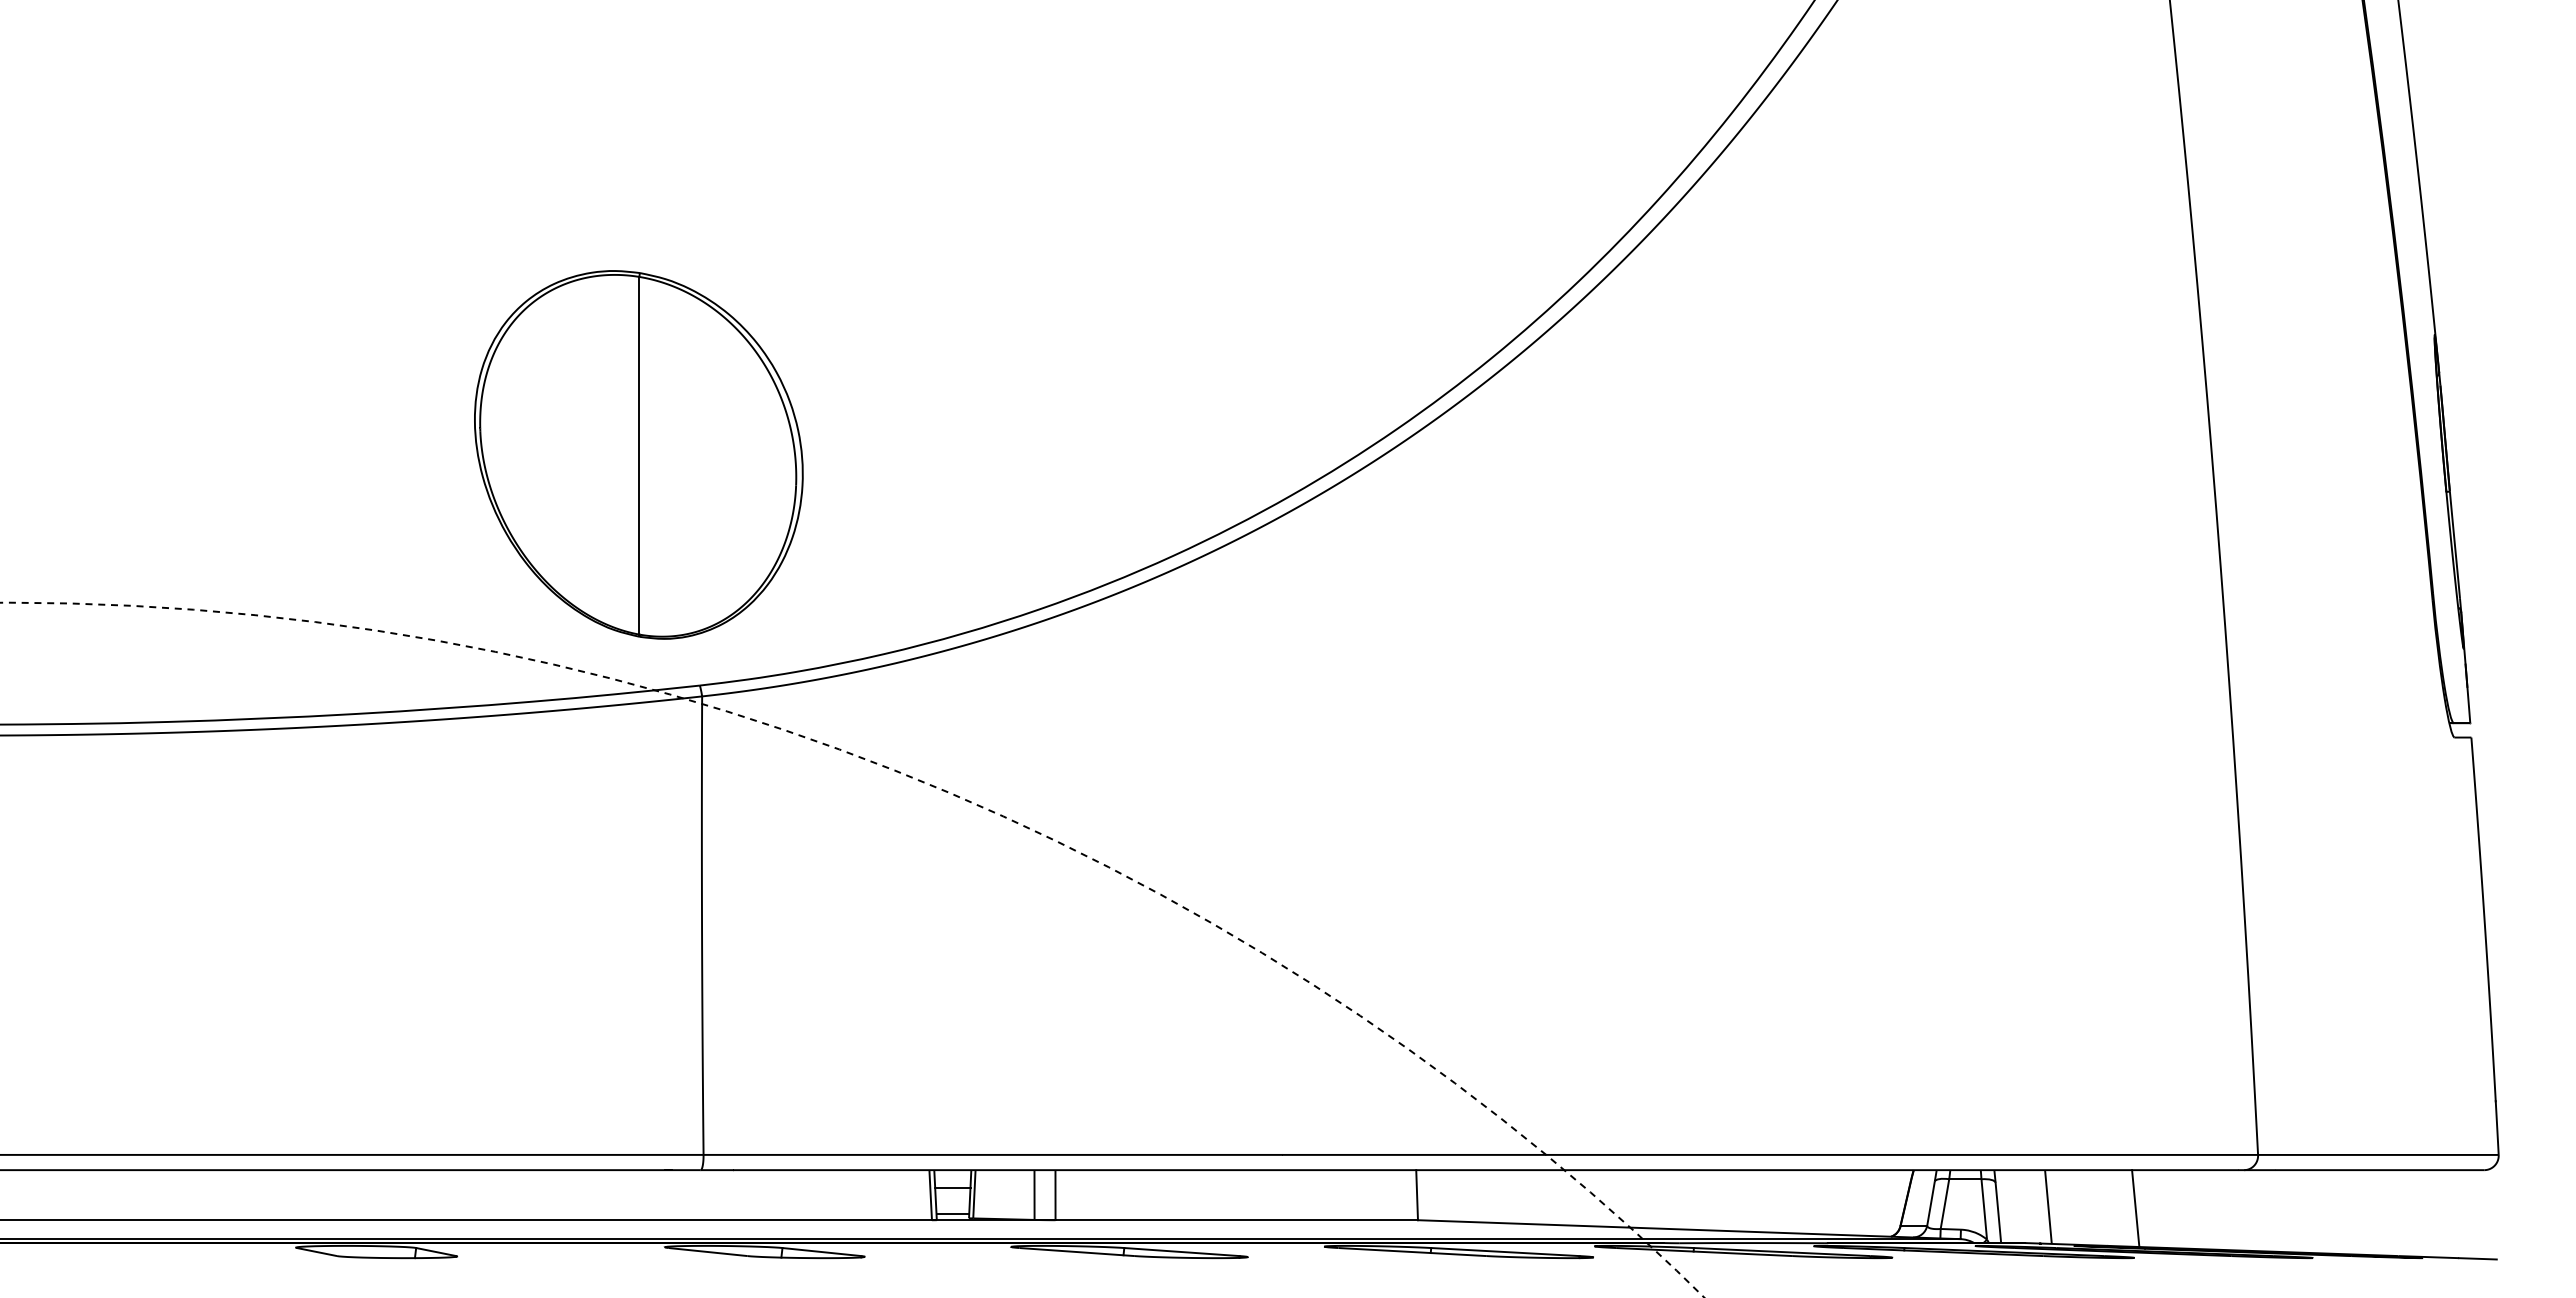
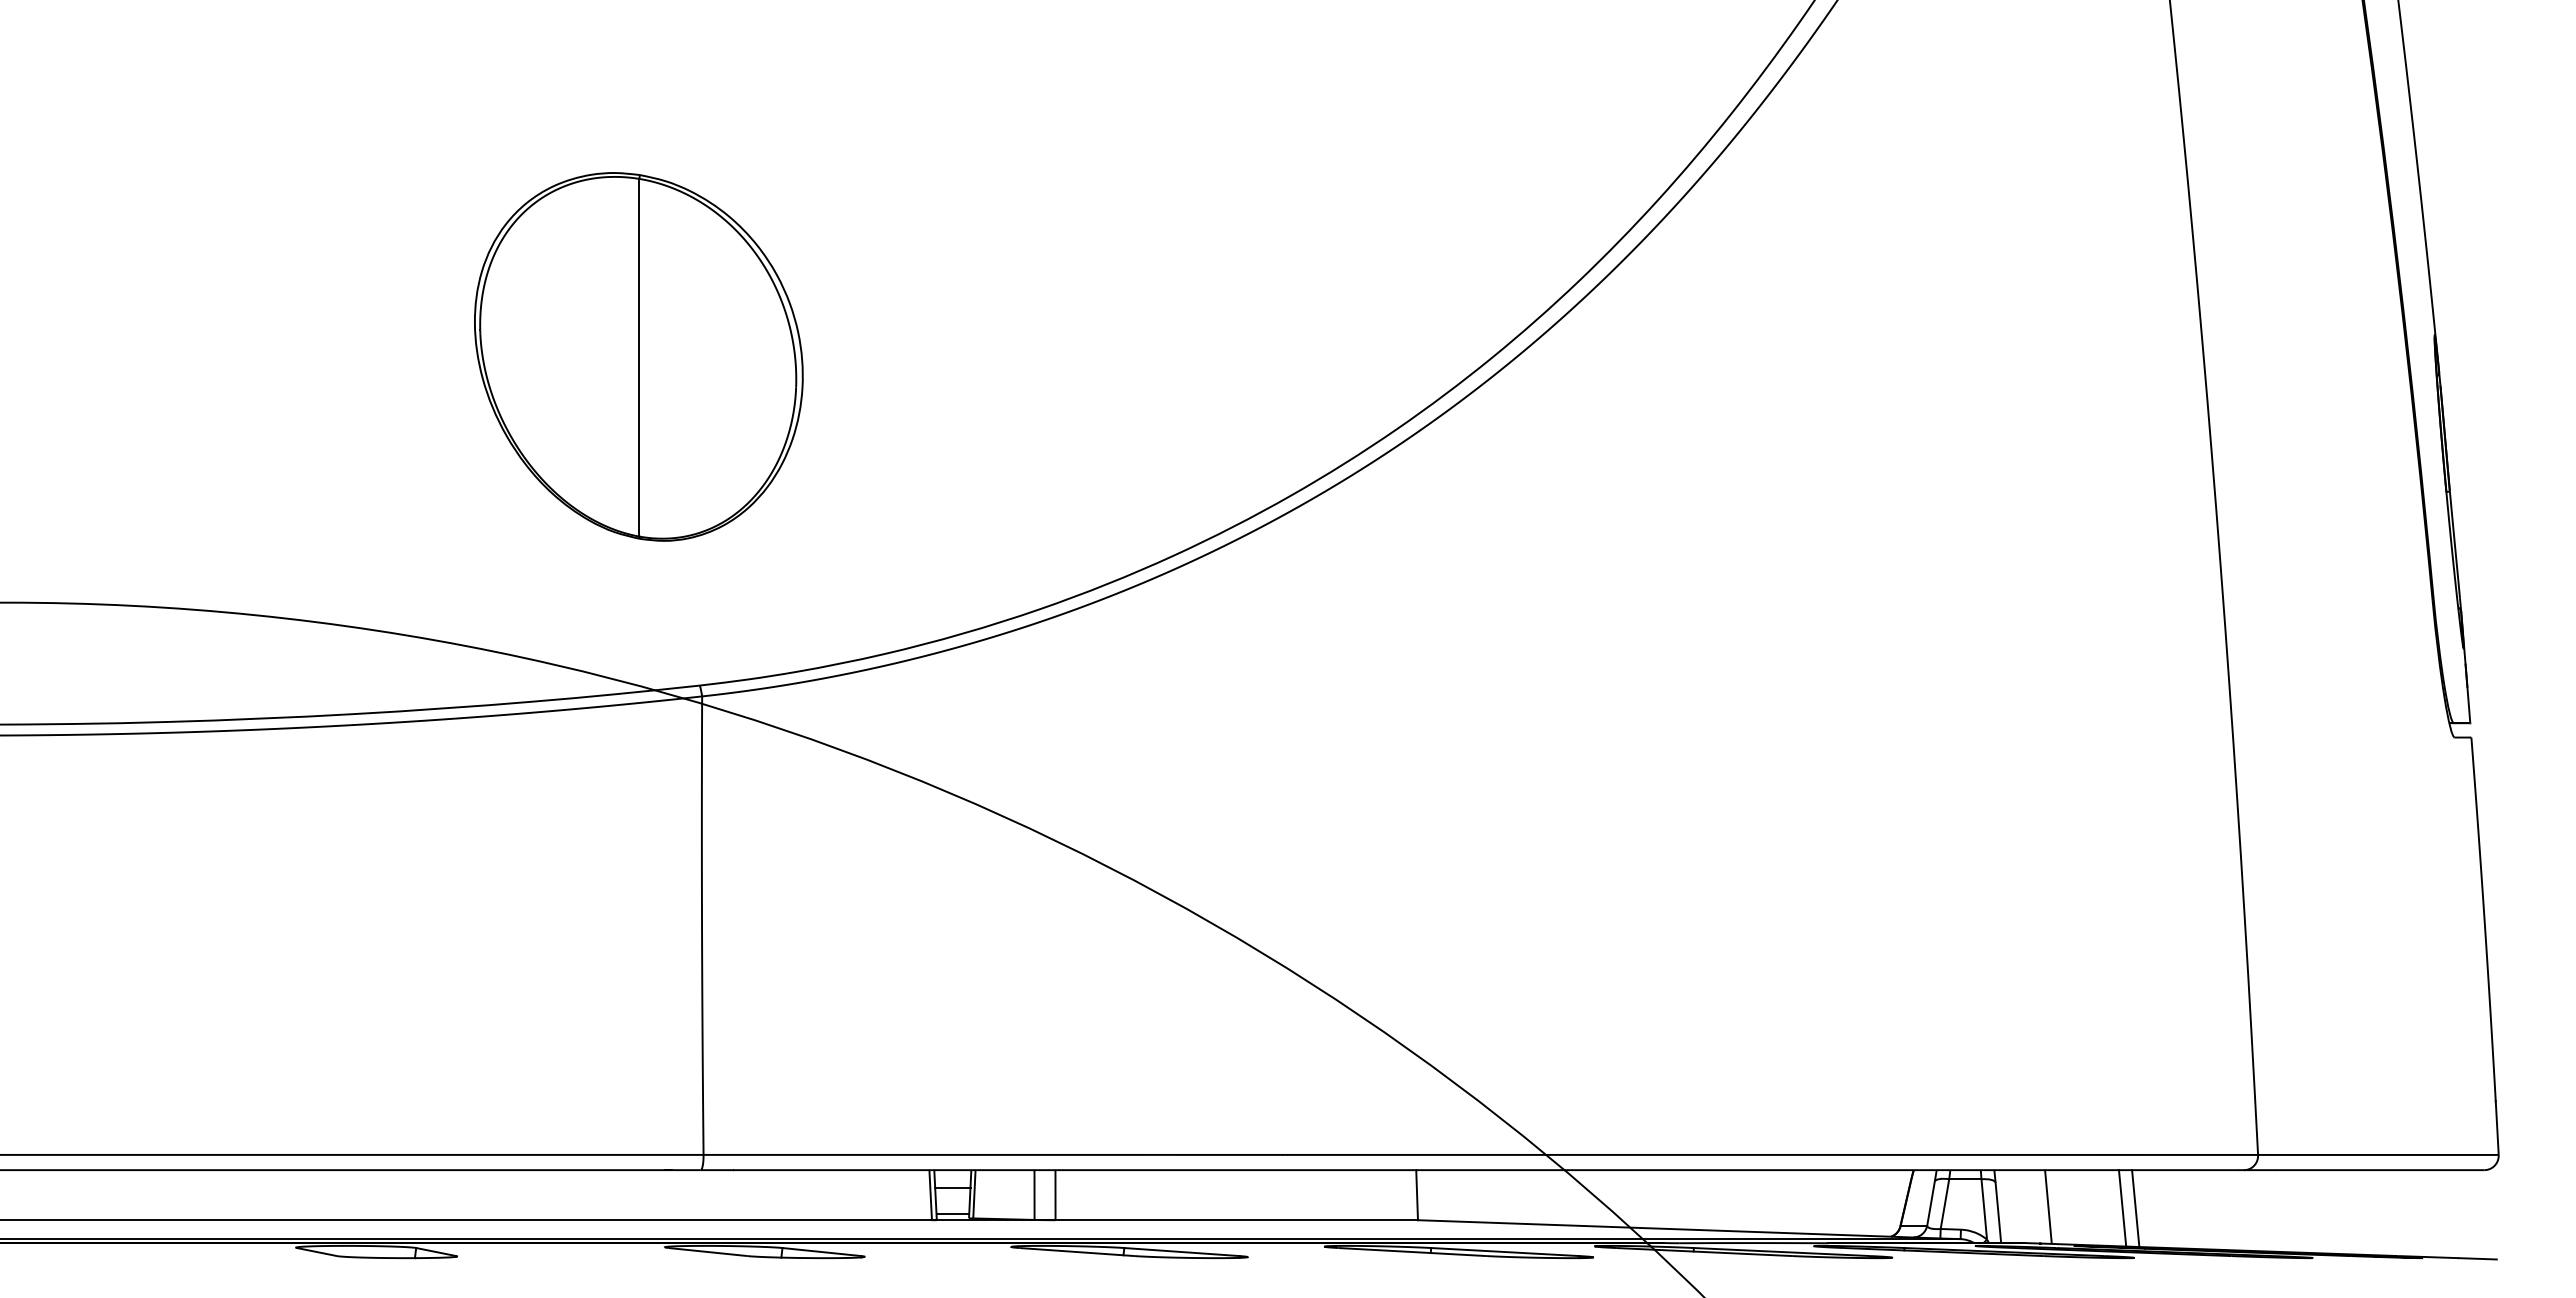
part position: (638, 454) -> (638, 356) (638, 356)
circle: dashed -> solid (852, 949)
line: none -> present (2122, 1208)
